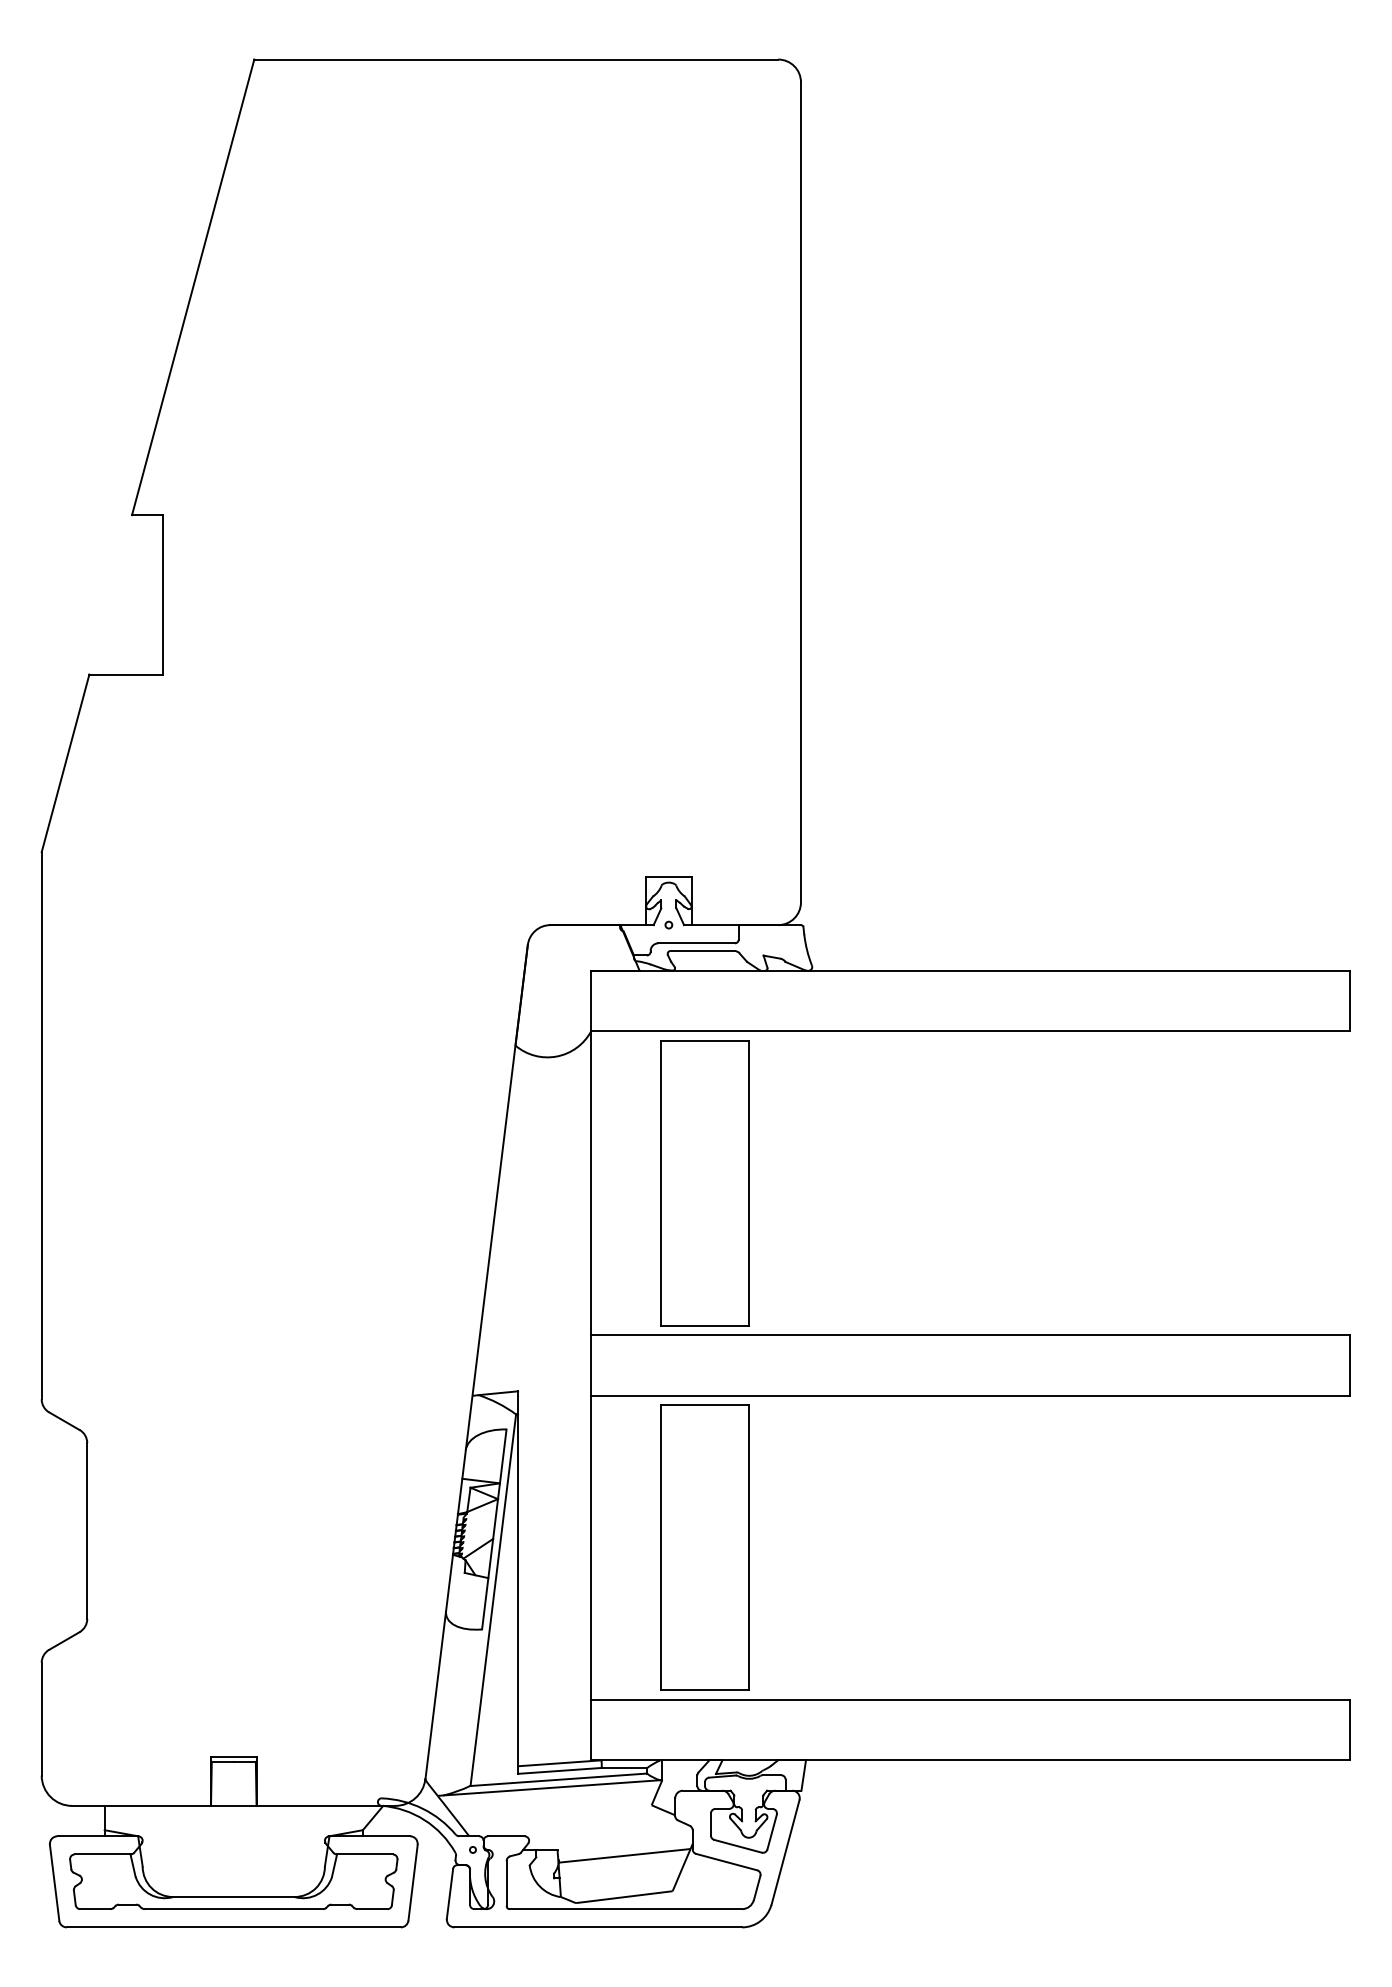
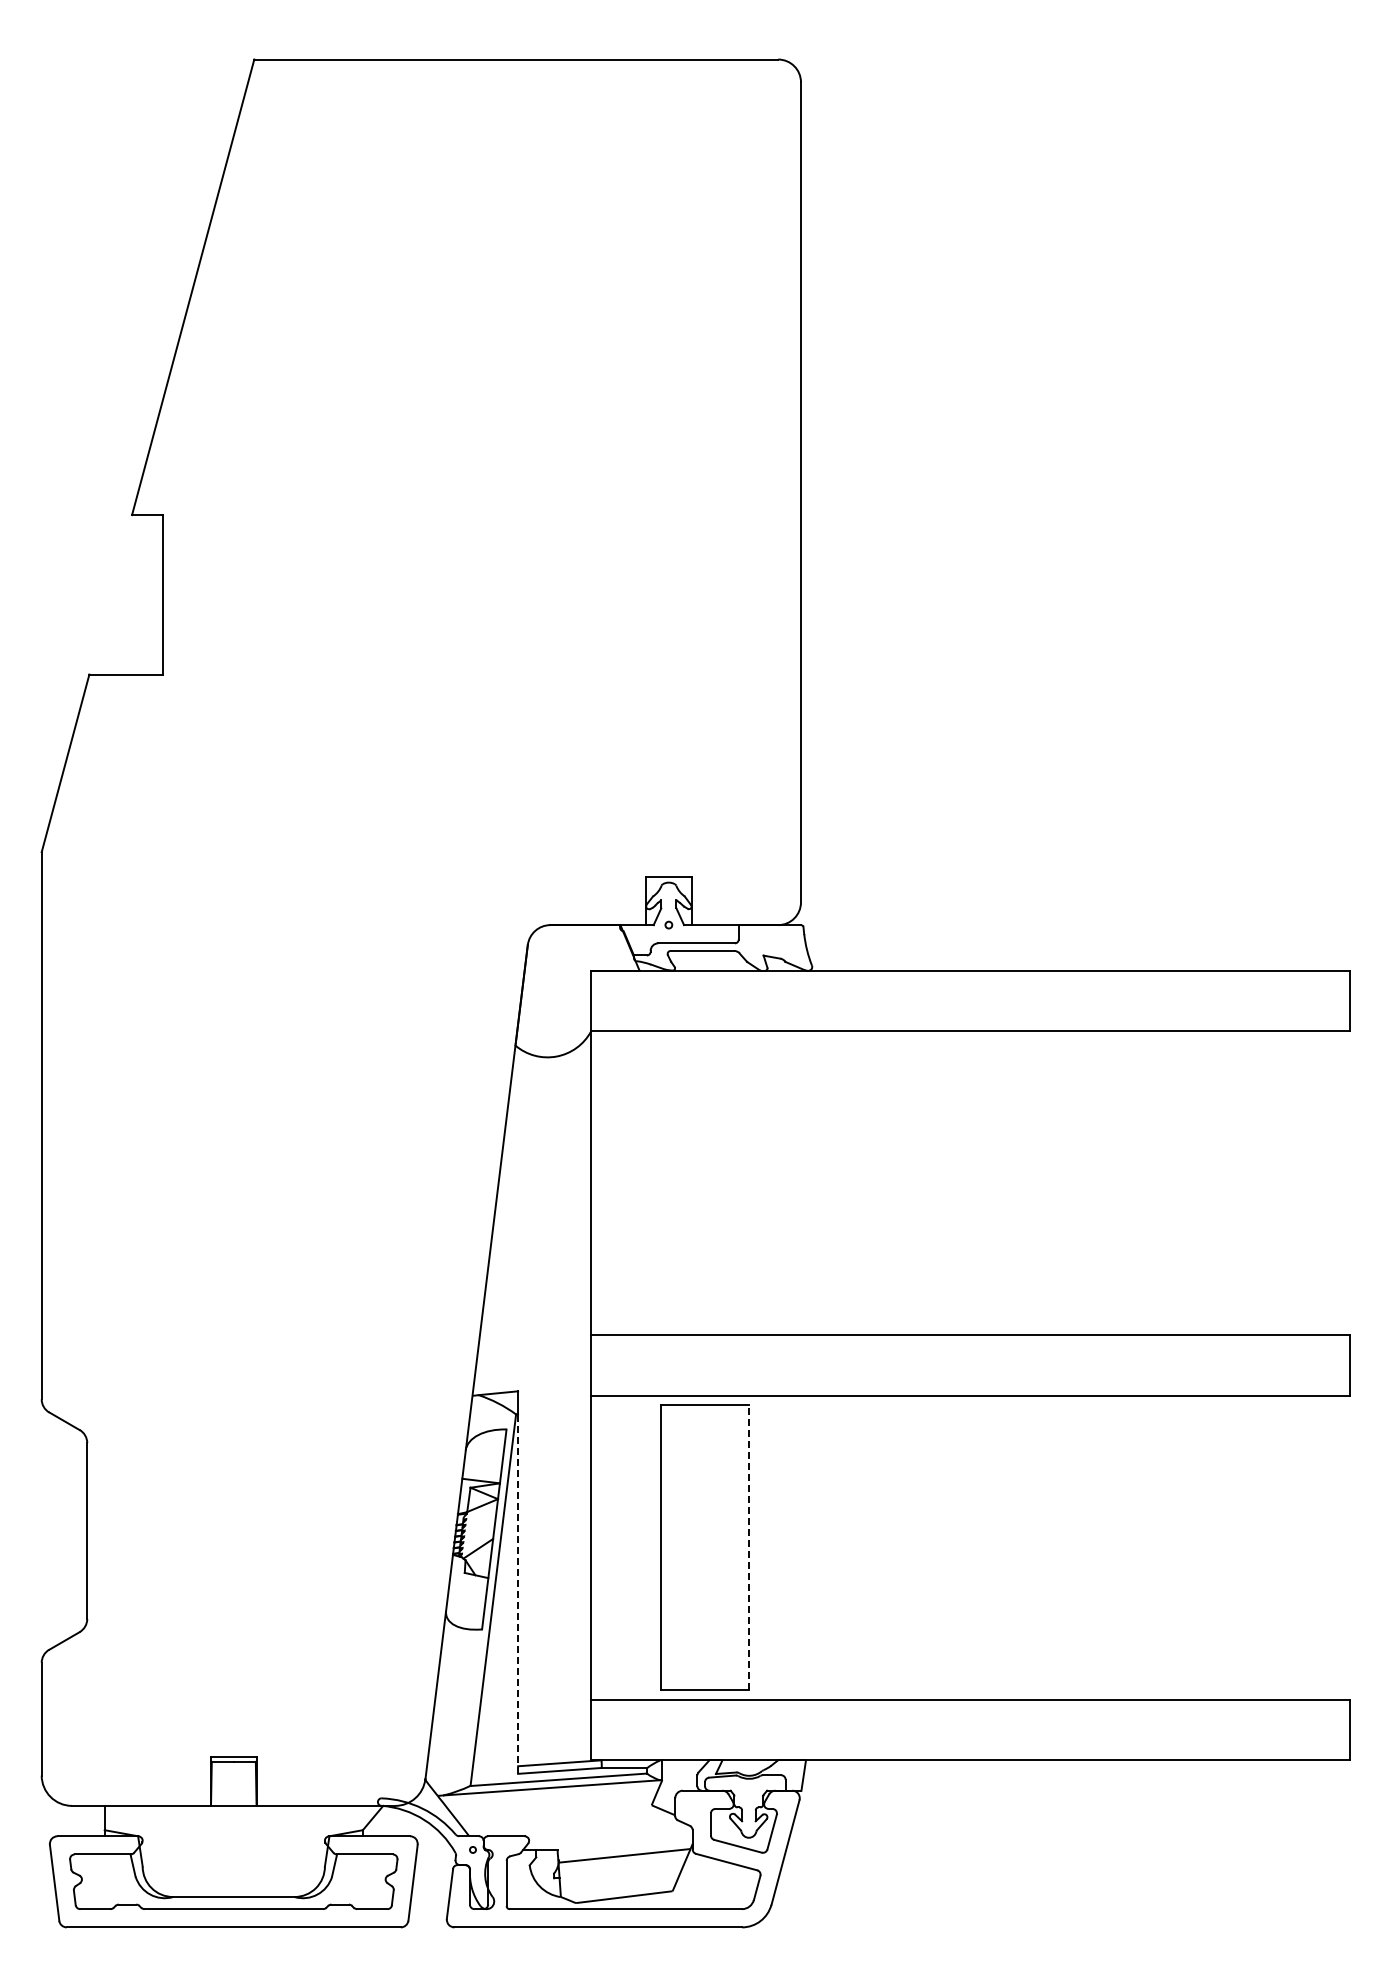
part: present -> none (704, 1183)
line: solid -> dashed (748, 1547)
line: solid -> dashed (518, 1594)
